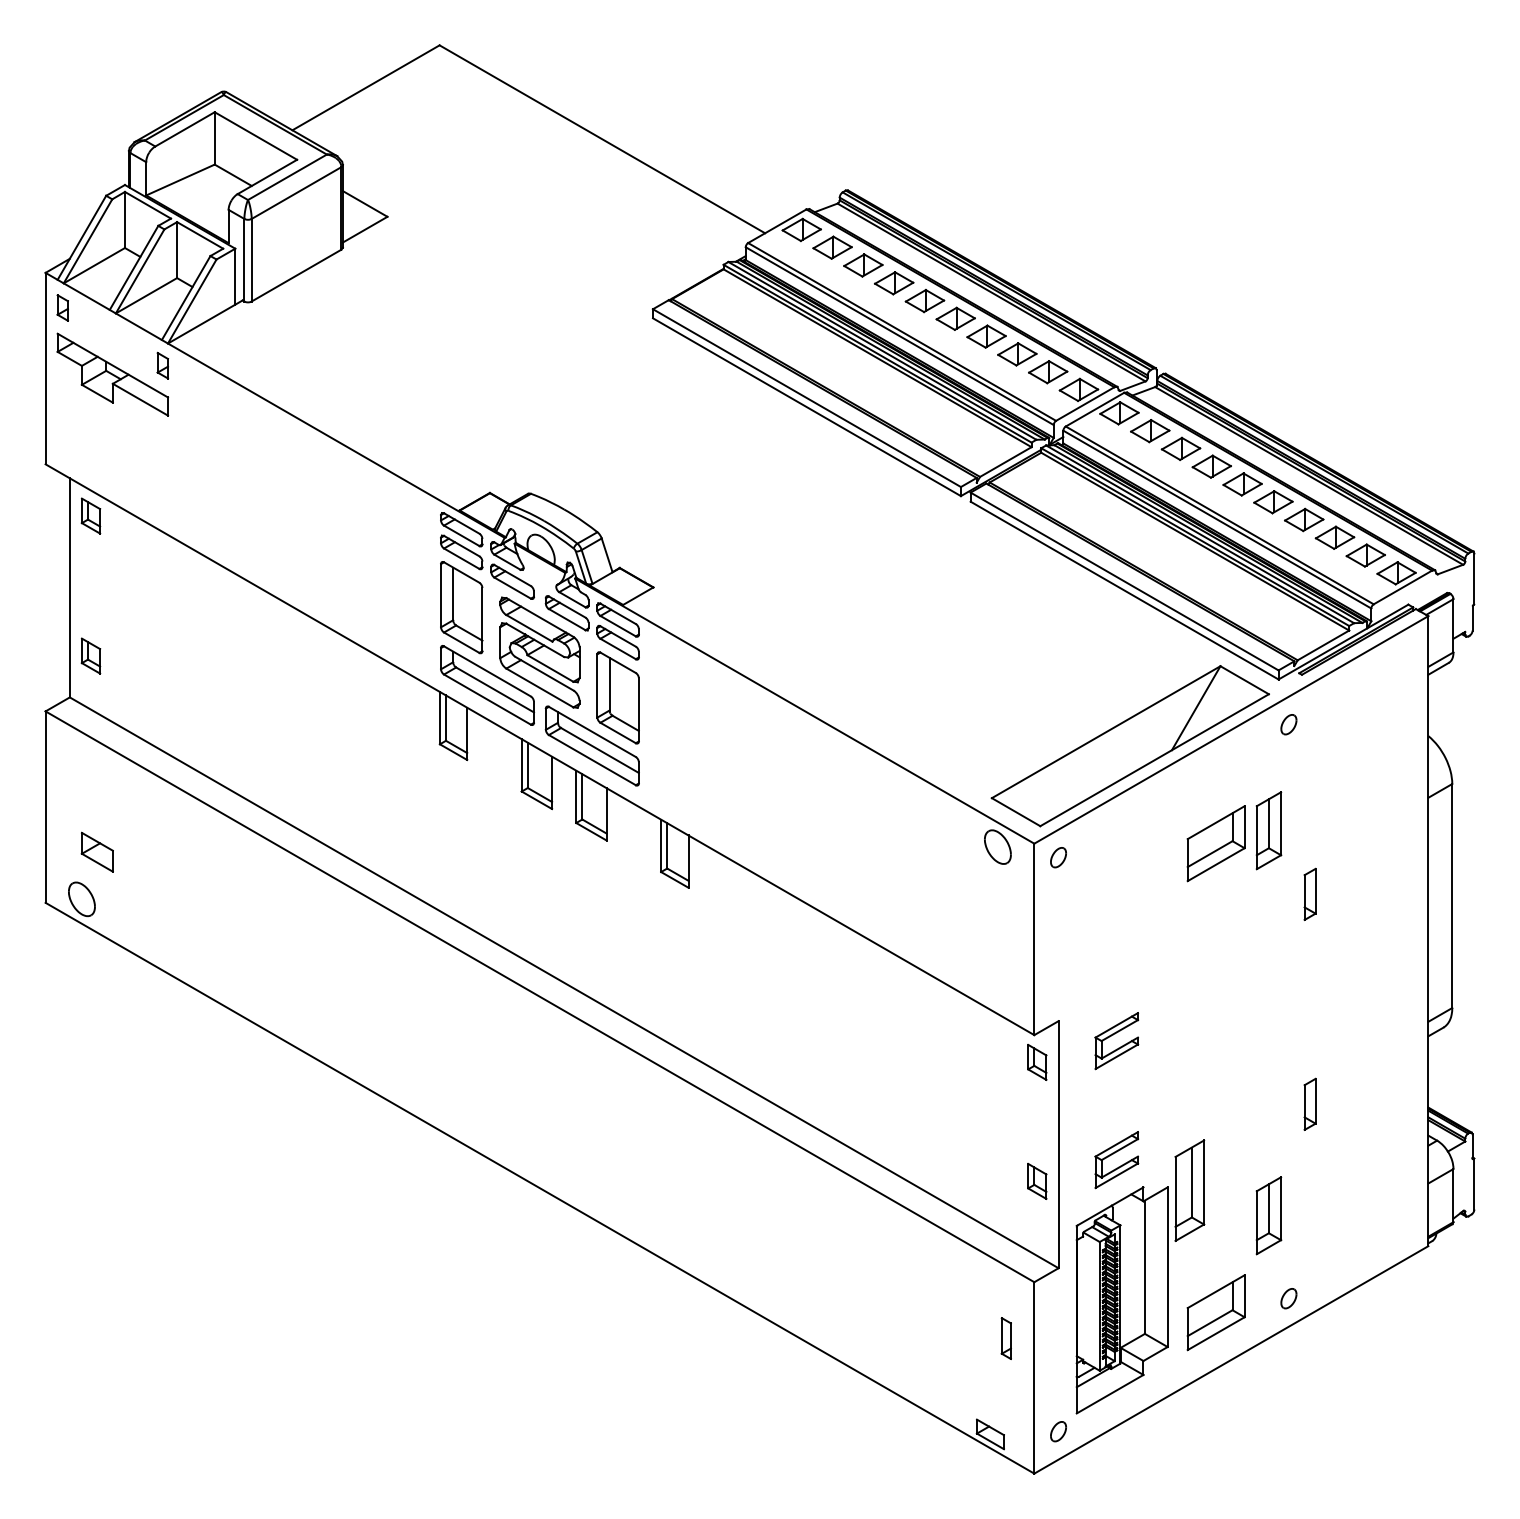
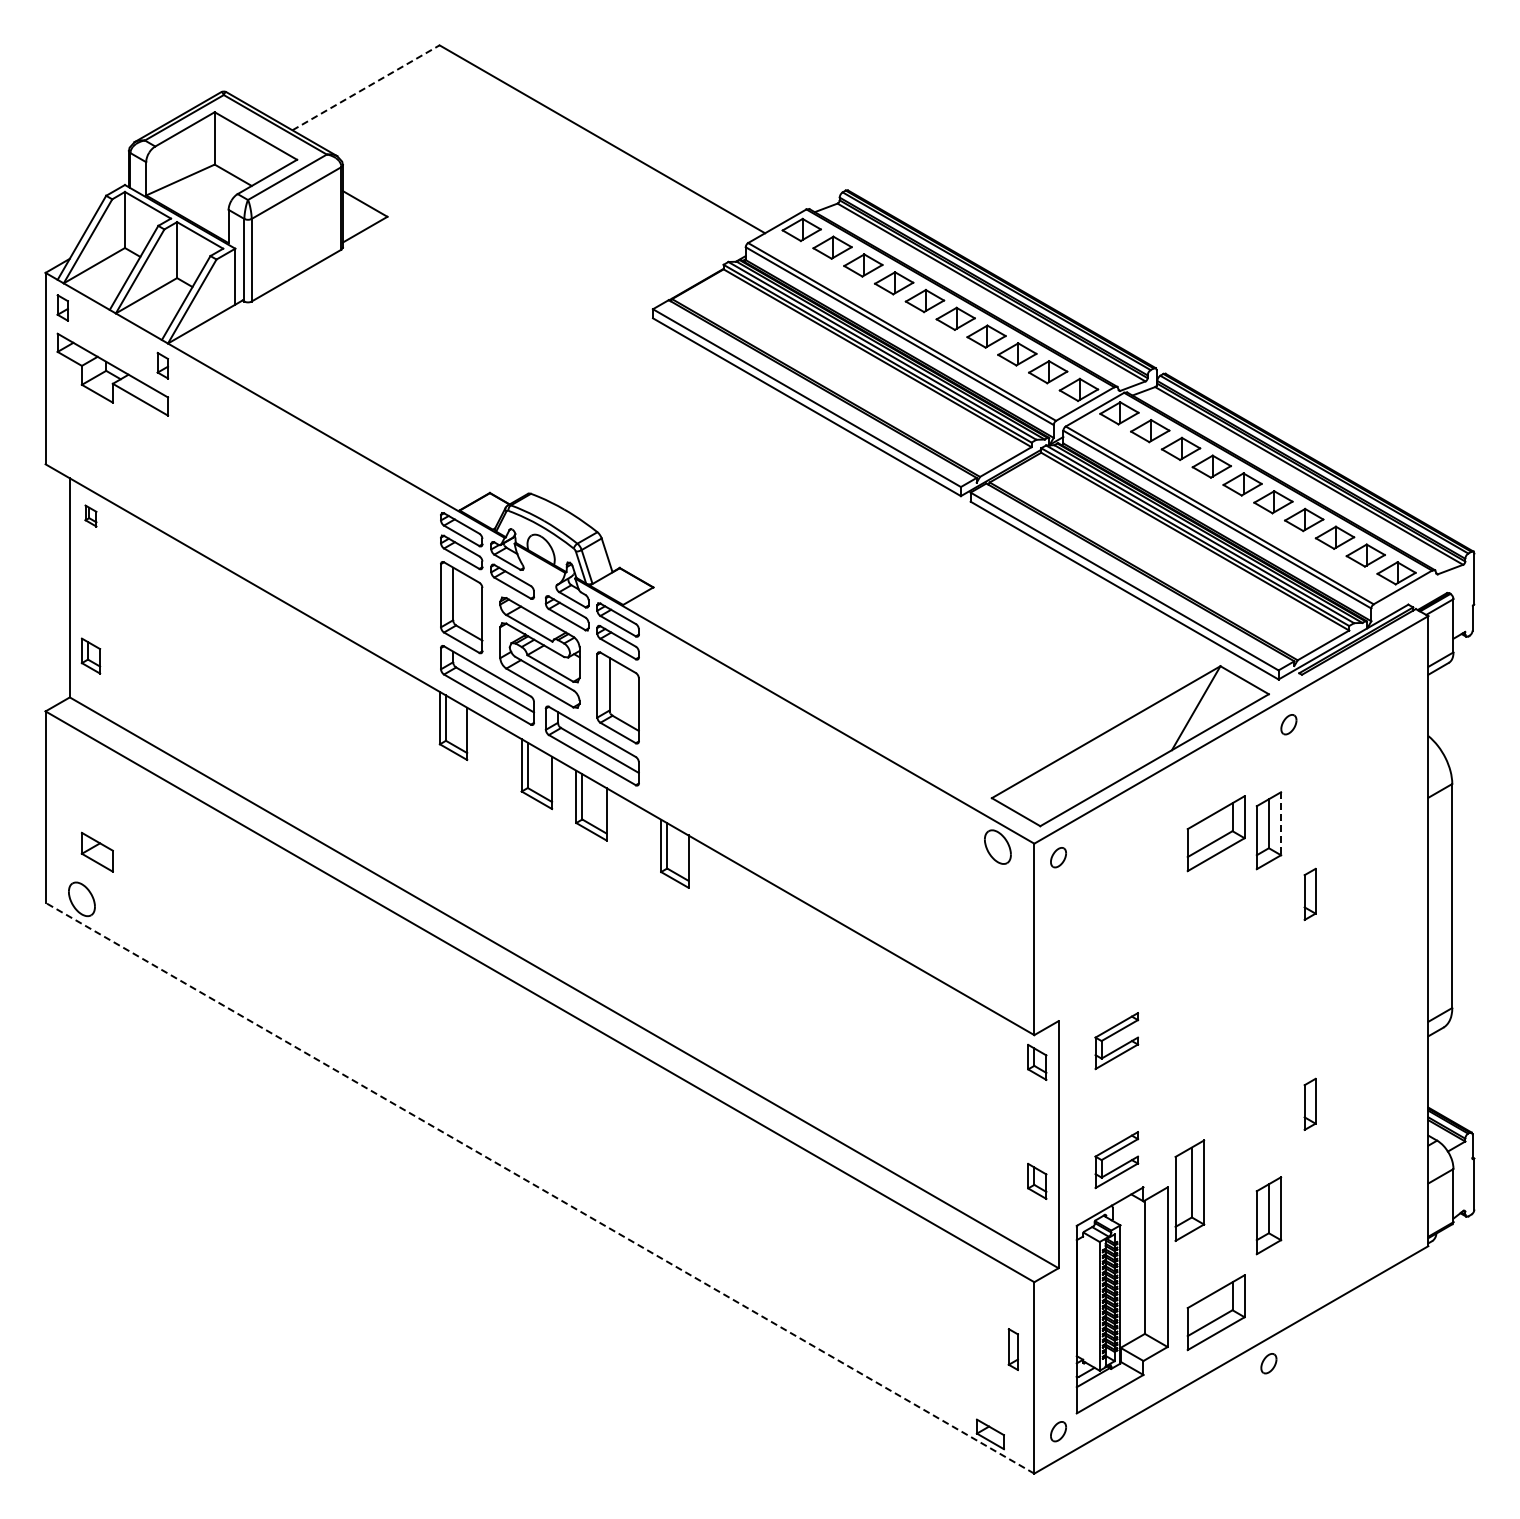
line: solid -> dashed (366, 87)
part size: 22x38 px -> 14x24 px (90, 515)
line: solid -> dashed (1281, 823)
part position: (1215, 843) -> (1215, 833) (1215, 833)
line: solid -> dashed (539, 1188)
part position: (1288, 1298) -> (1268, 1363) (1268, 1363)
part position: (1005, 1338) -> (1012, 1349) (1012, 1349)
